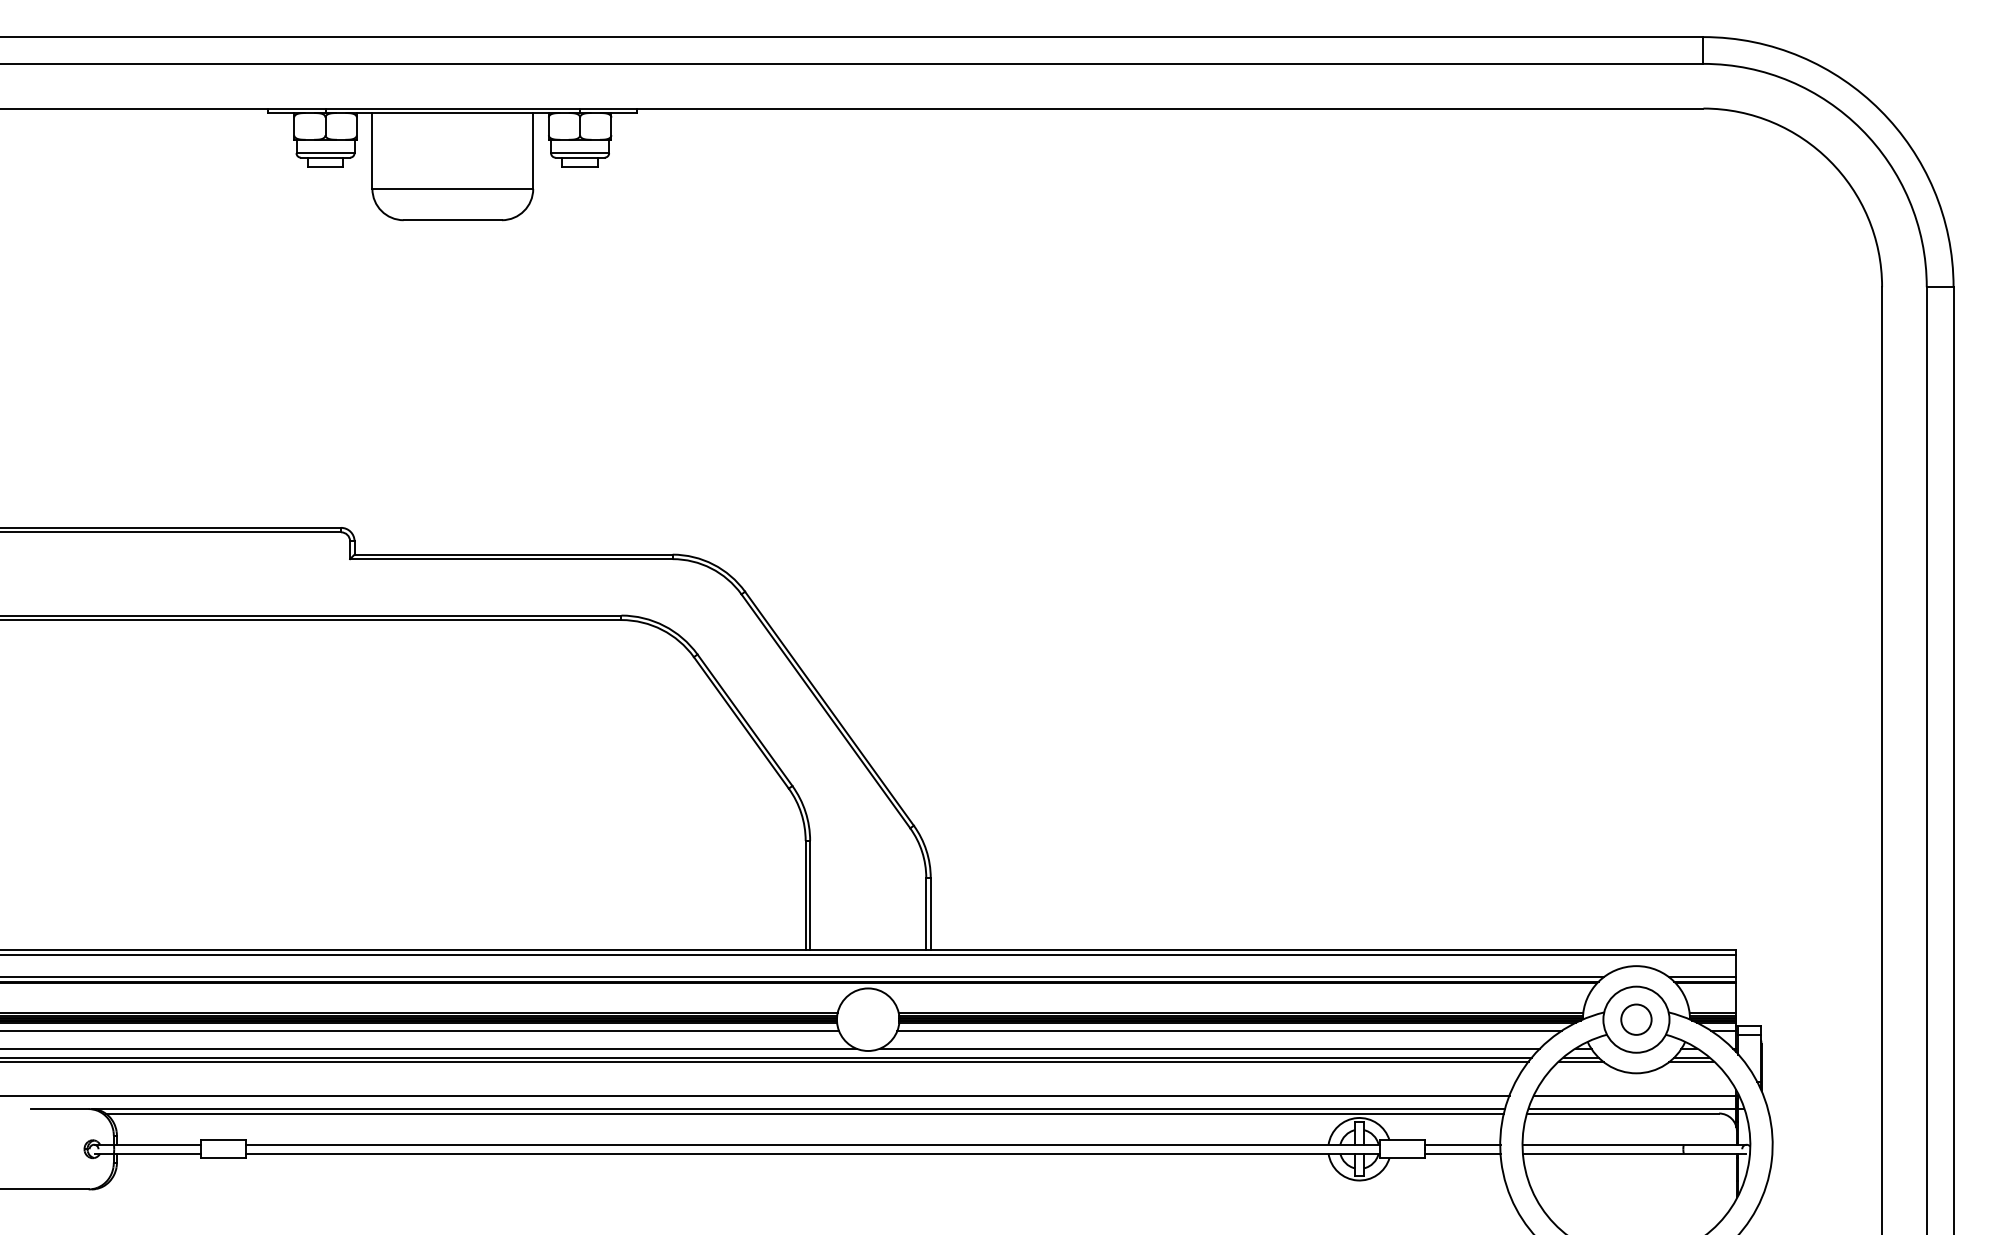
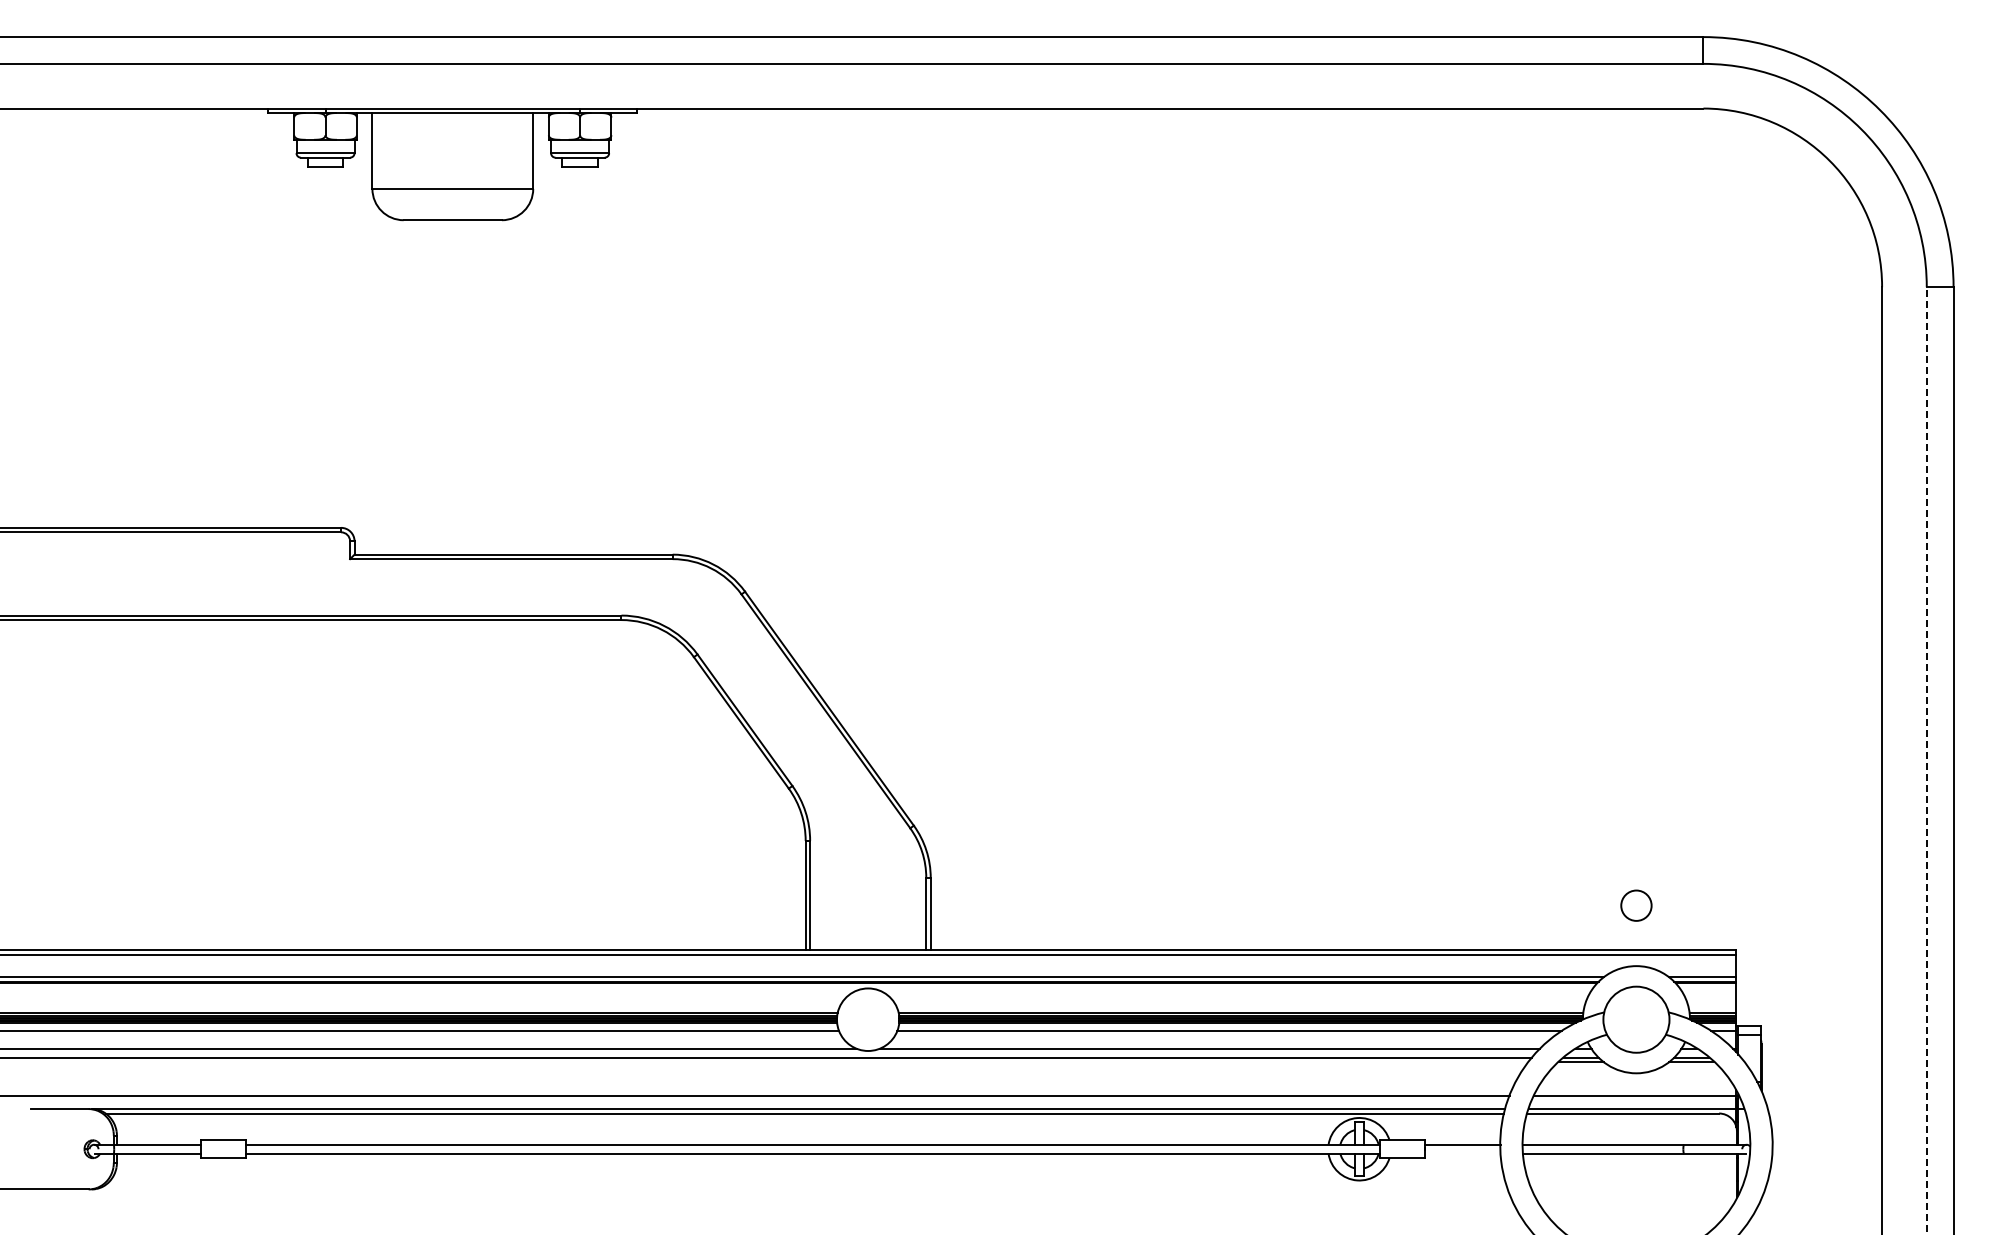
line: solid -> dashed (1926, 760)
circle position: (1636, 1019) -> (1636, 905) (1636, 905)
line: present -> none (765, 1062)
line: present -> none (1463, 1153)
